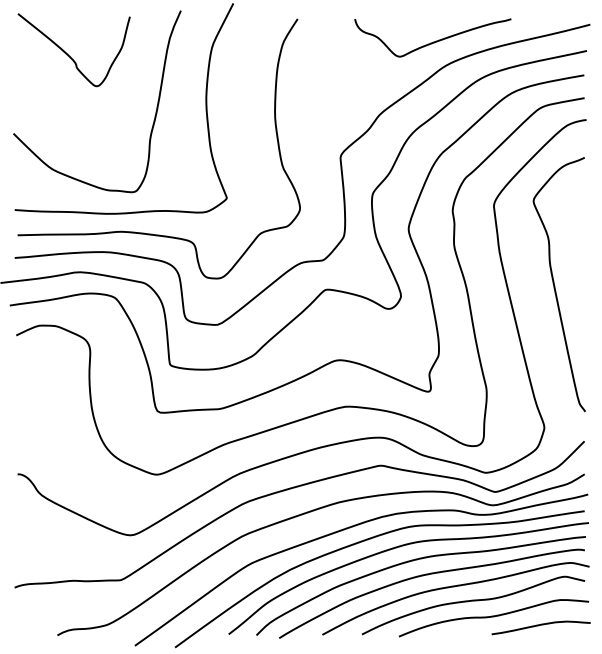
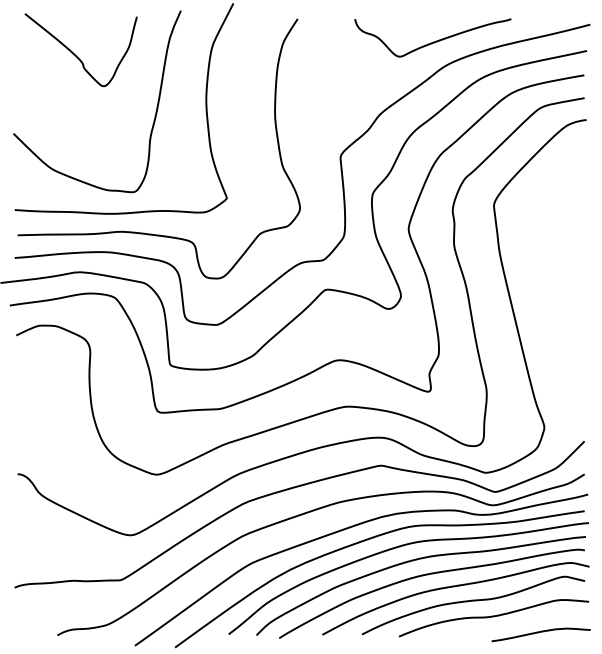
curve position: (68, 54) -> (75, 54) (75, 54)
curve: present -> none (555, 285)
curve position: (540, 625) -> (540, 632) (540, 632)
